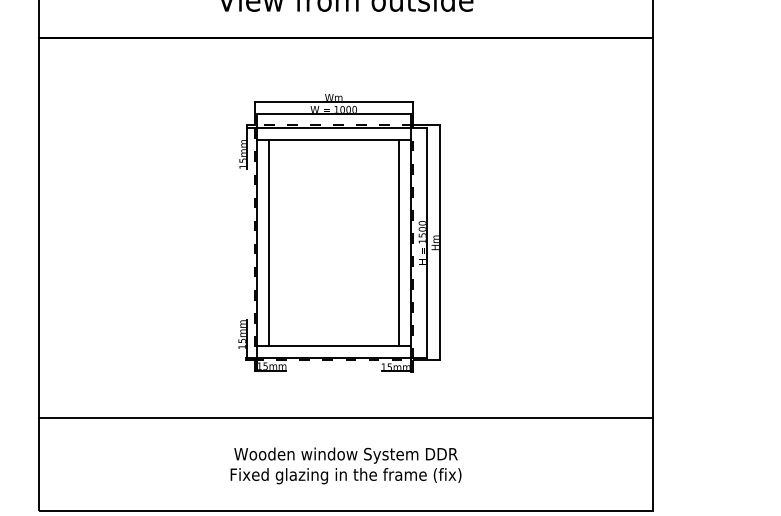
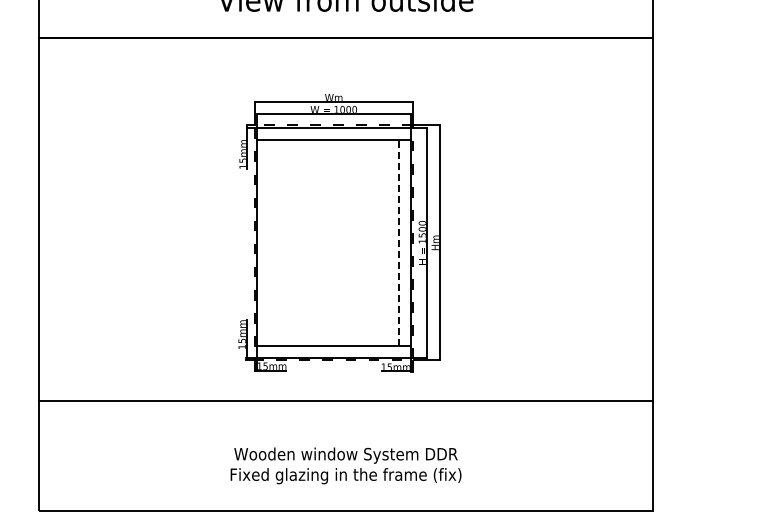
line: present -> none (269, 242)
line: solid -> dashed (398, 242)
line position: (345, 418) -> (345, 401) (345, 401)
